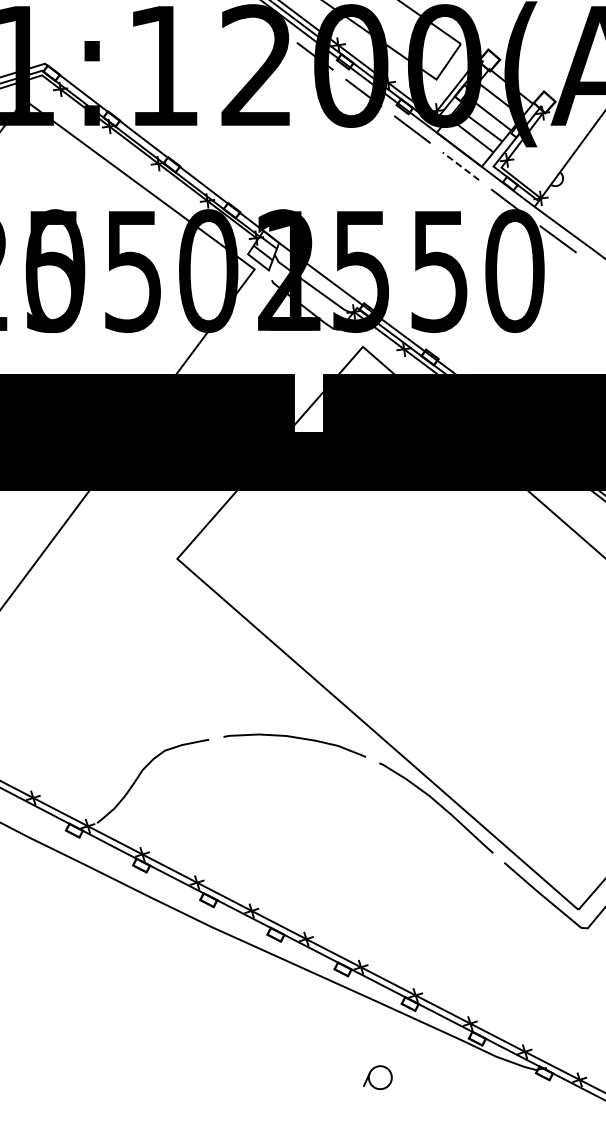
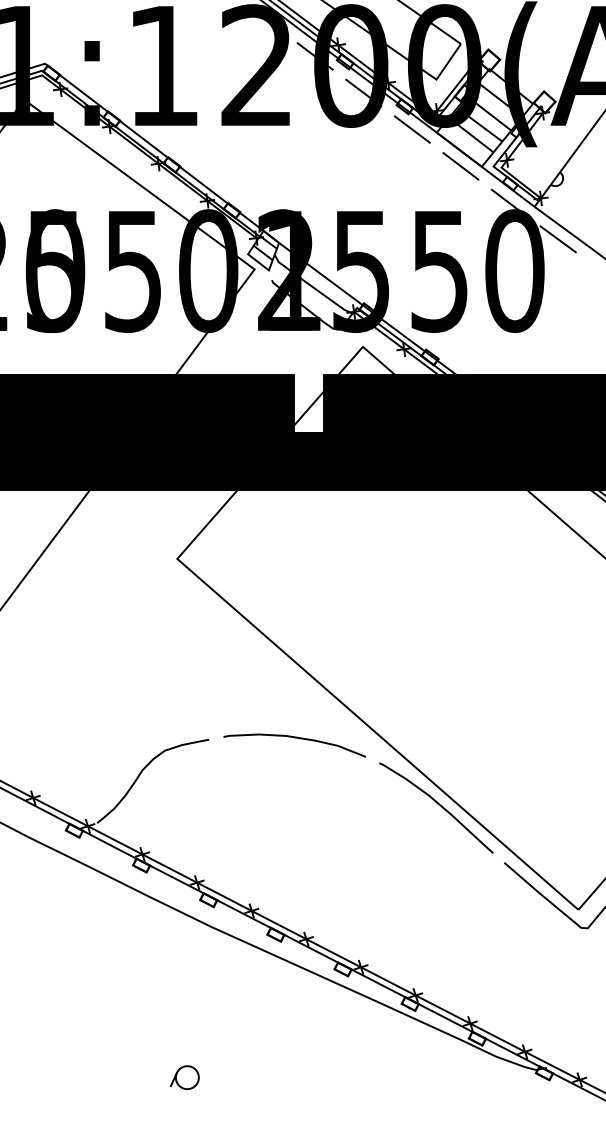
line: dashed -> solid (460, 166)
part position: (377, 1077) -> (184, 1077) (184, 1077)
